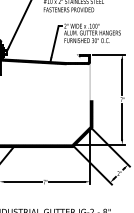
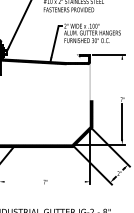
line: present -> none (122, 77)
line: present -> none (22, 181)
line: present -> none (66, 181)
